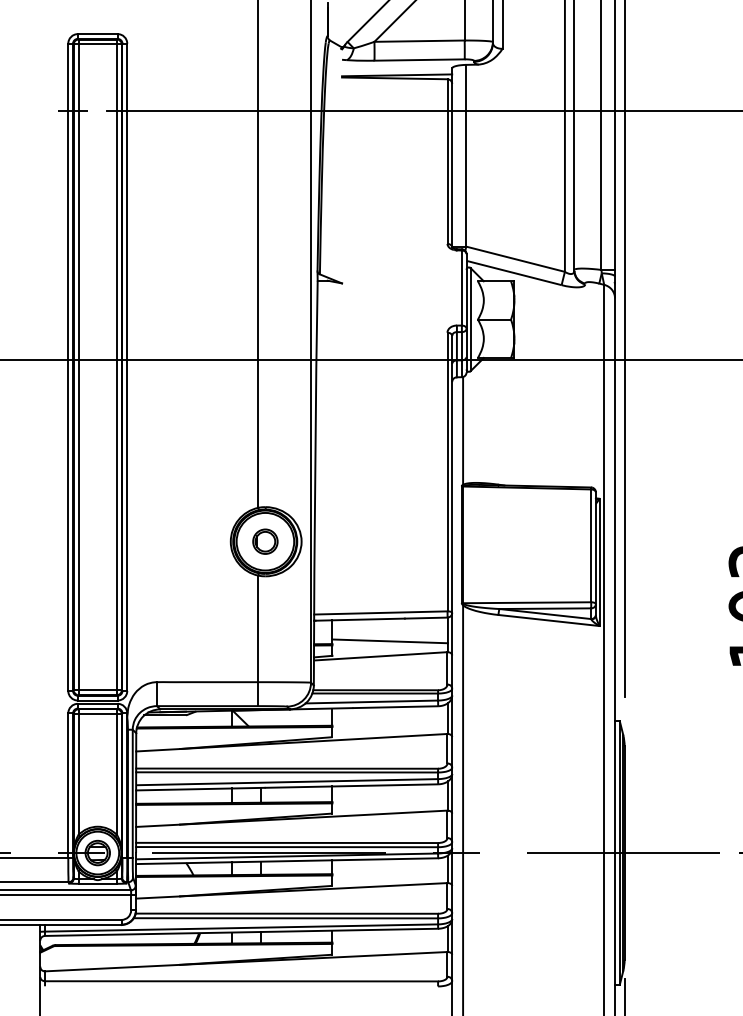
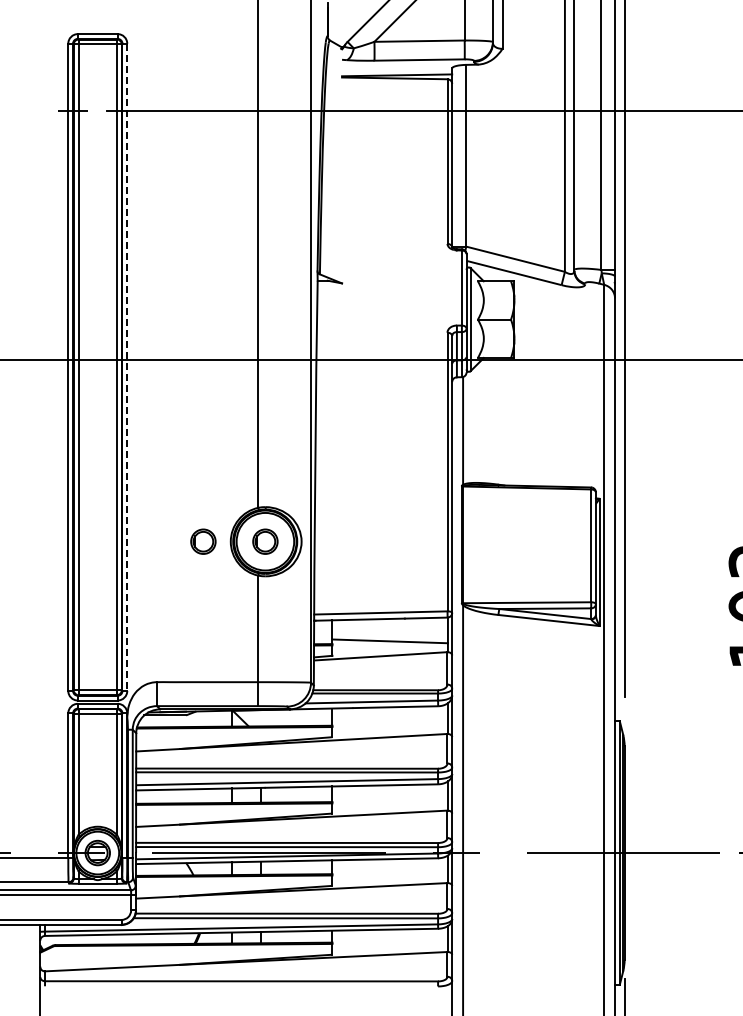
line: solid -> dashed (127, 367)
part: none -> present (203, 541)
